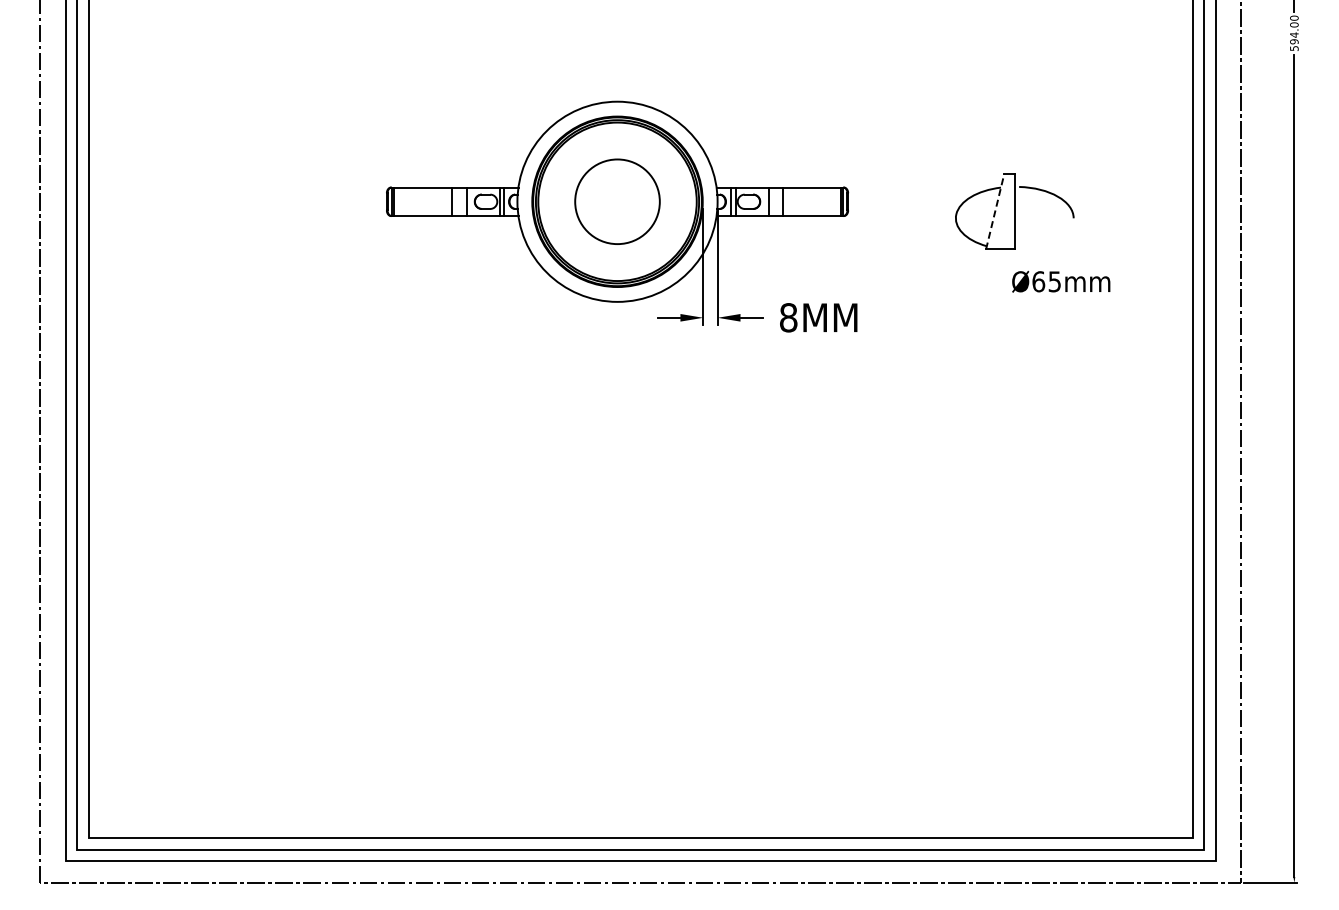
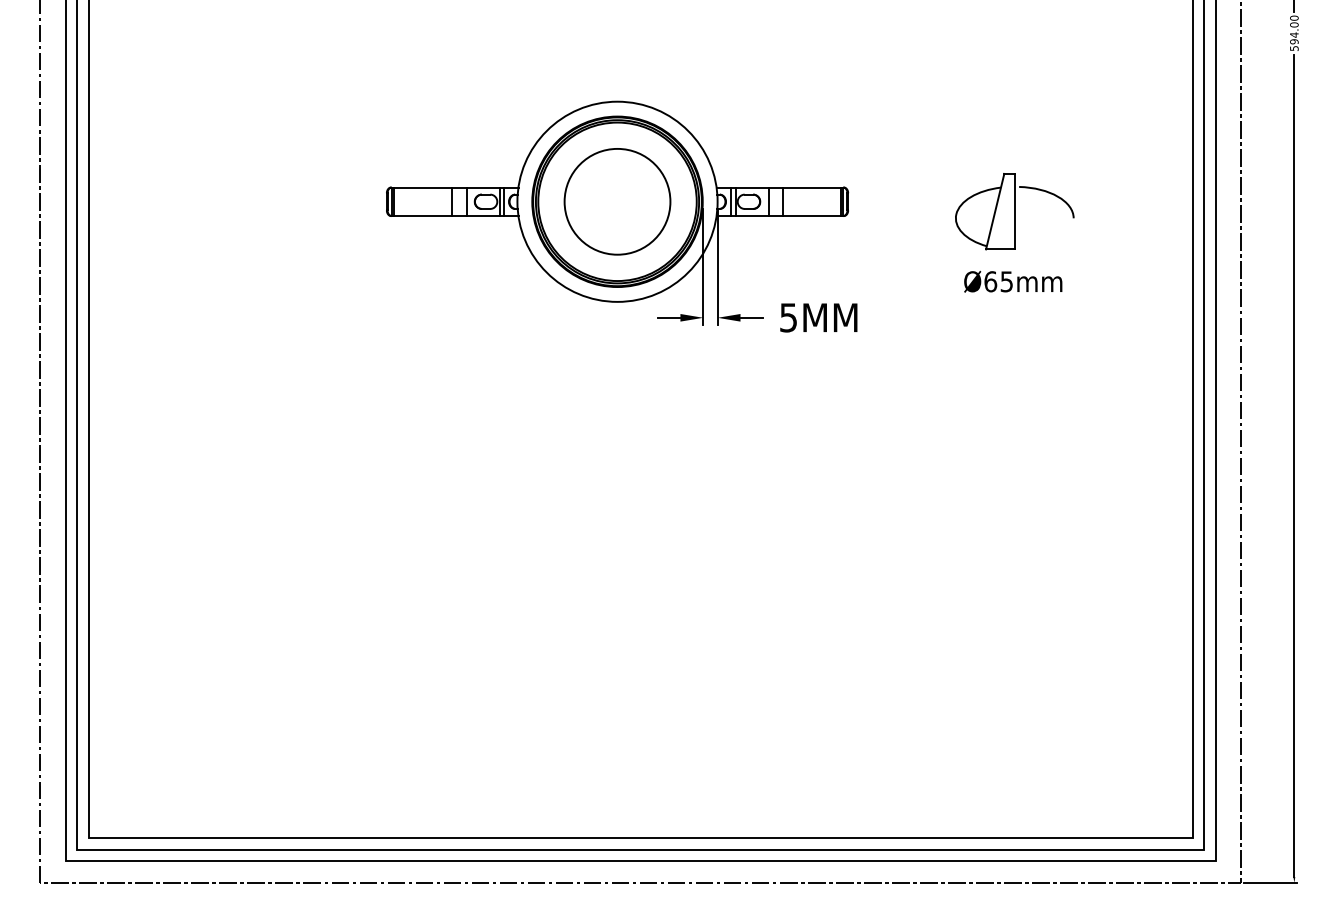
circle diameter: 85 px -> 106 px (617, 201)
line: dashed -> solid (995, 211)
text position: (1061, 281) -> (1013, 281) (1013, 281)
text: 8MM -> 5MM (788, 317)
